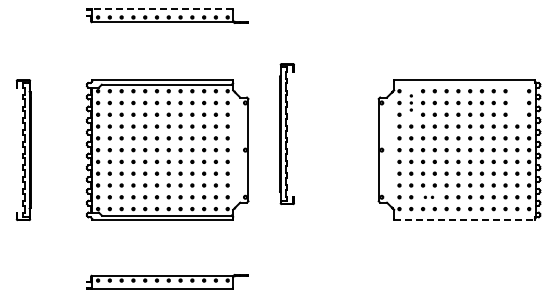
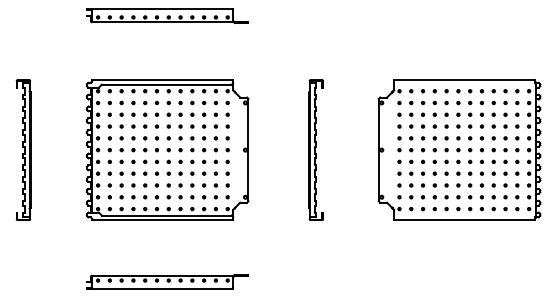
line: dashed -> solid (162, 8)
part size: 4x18 px -> 5x28 px (411, 102)
part: none -> present (517, 102)
part position: (286, 133) -> (315, 149) (315, 149)
part size: 12x4 px -> 16x5 px (428, 197)
line: dashed -> solid (465, 220)
